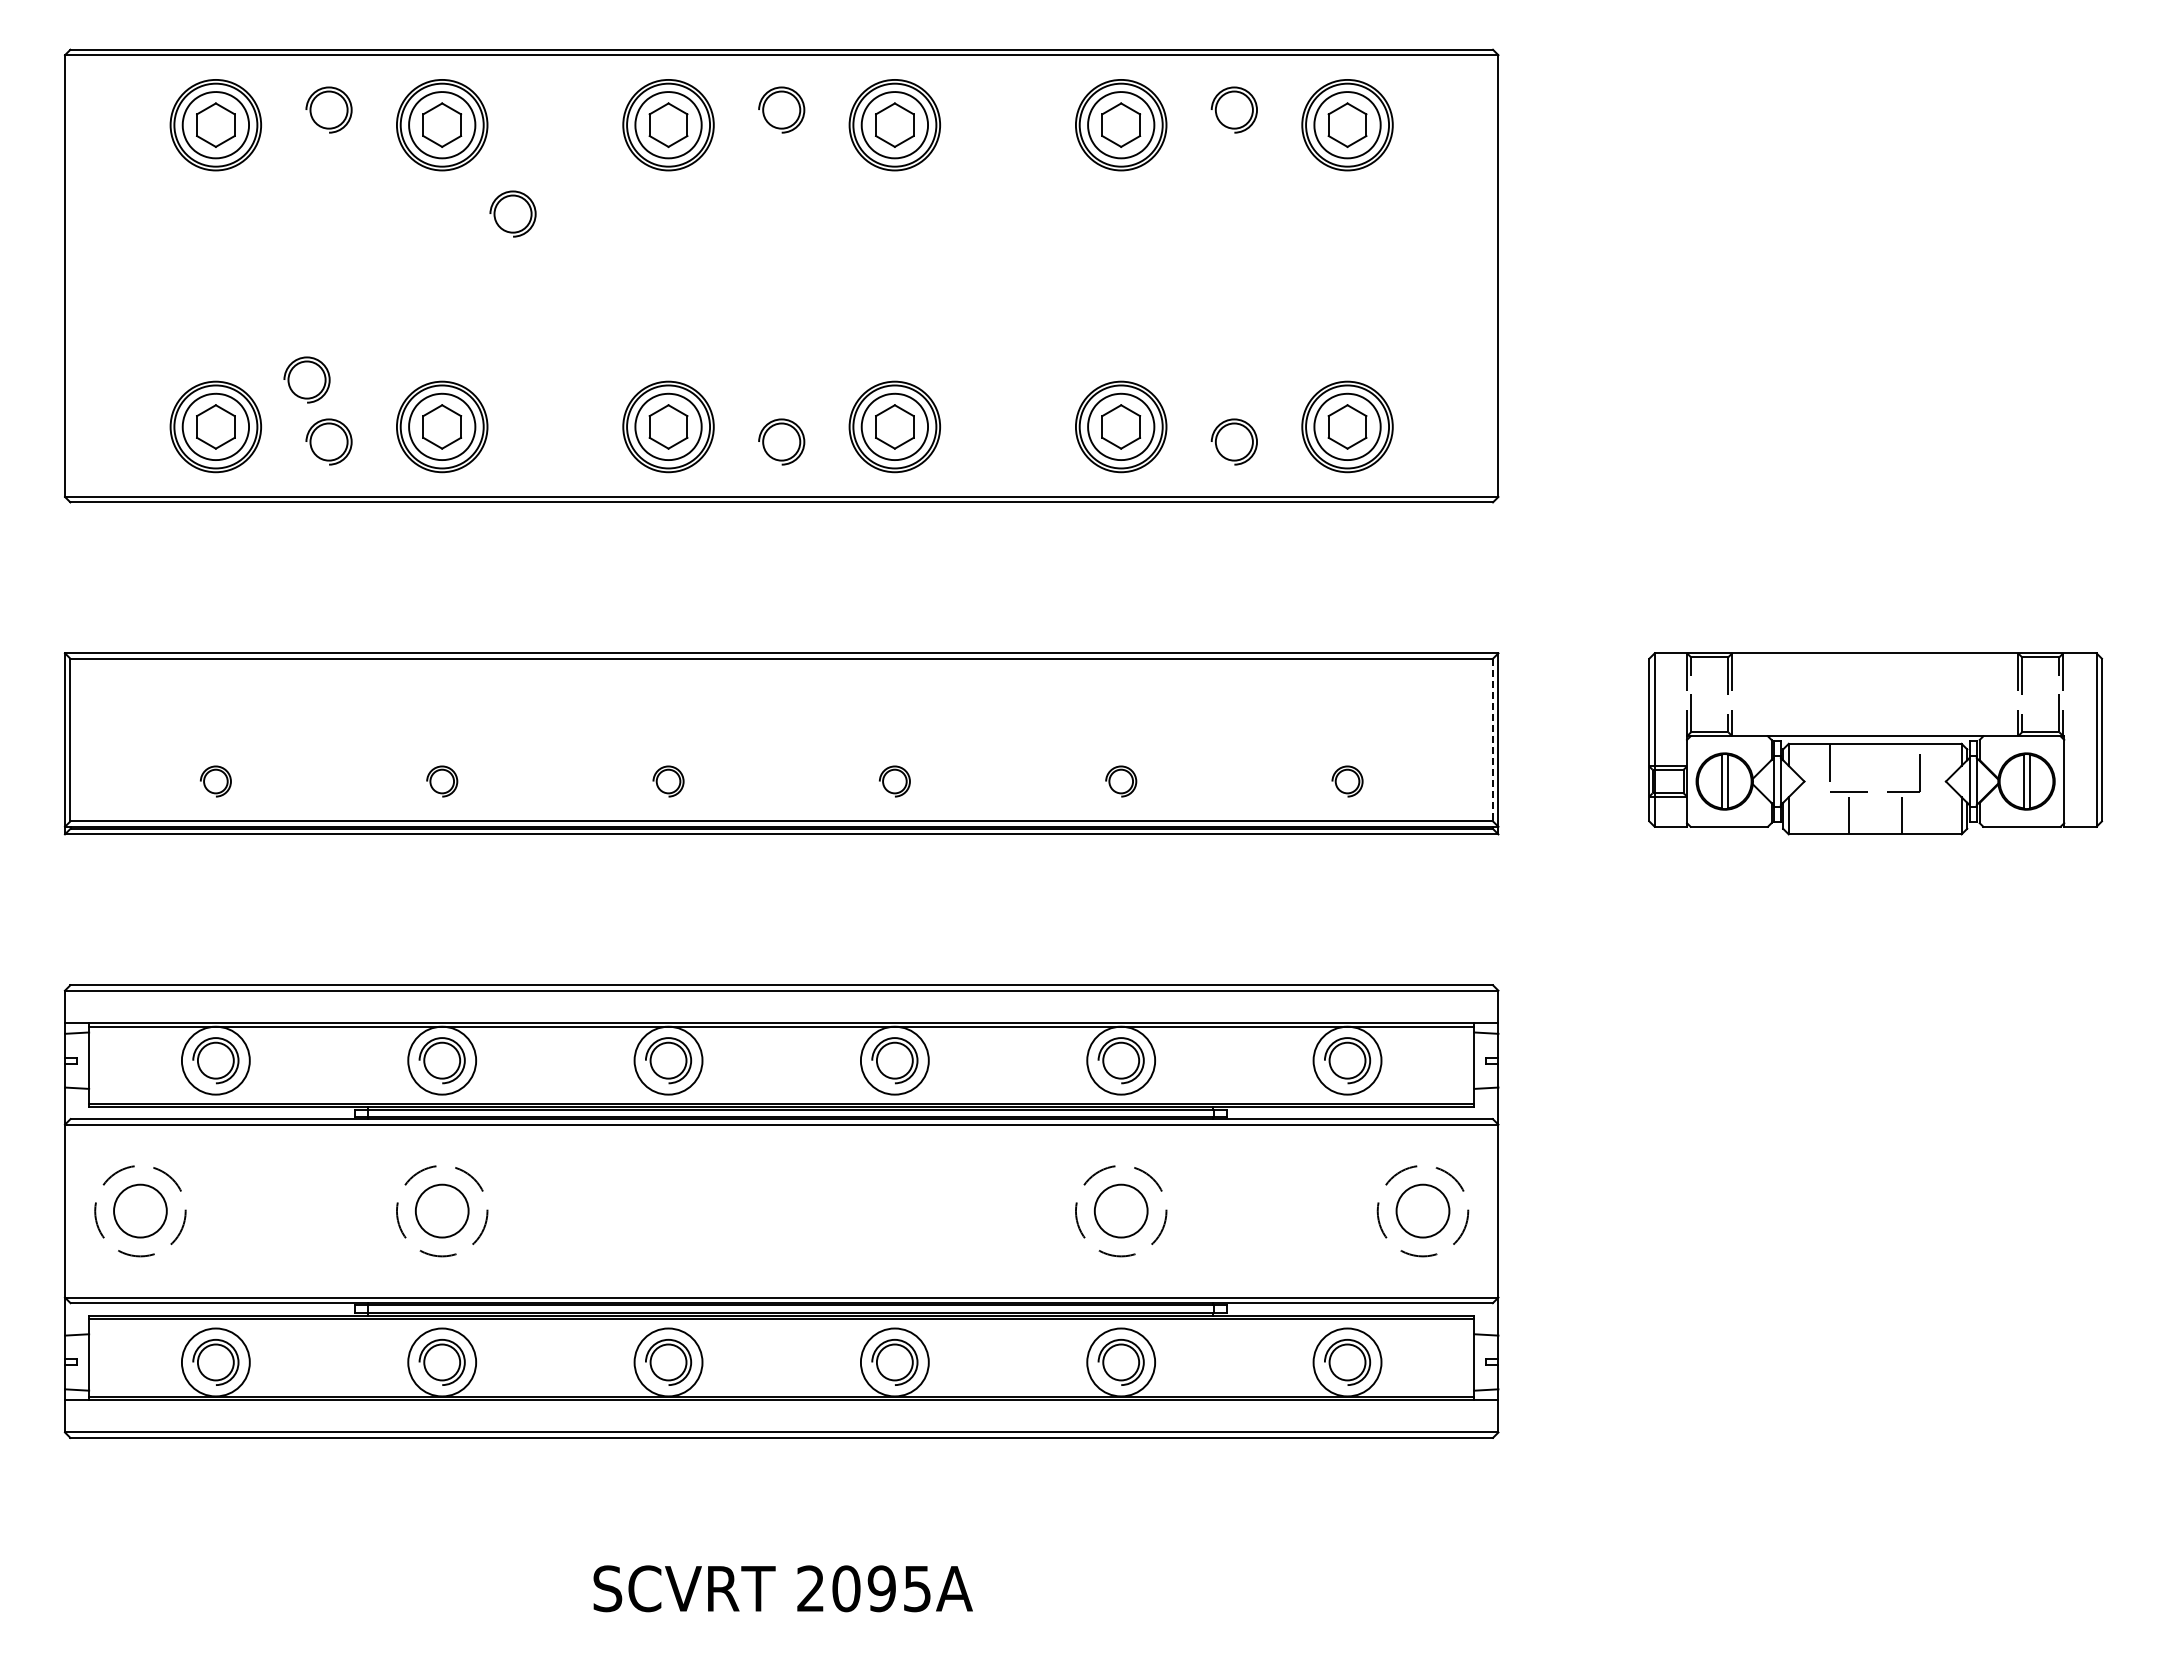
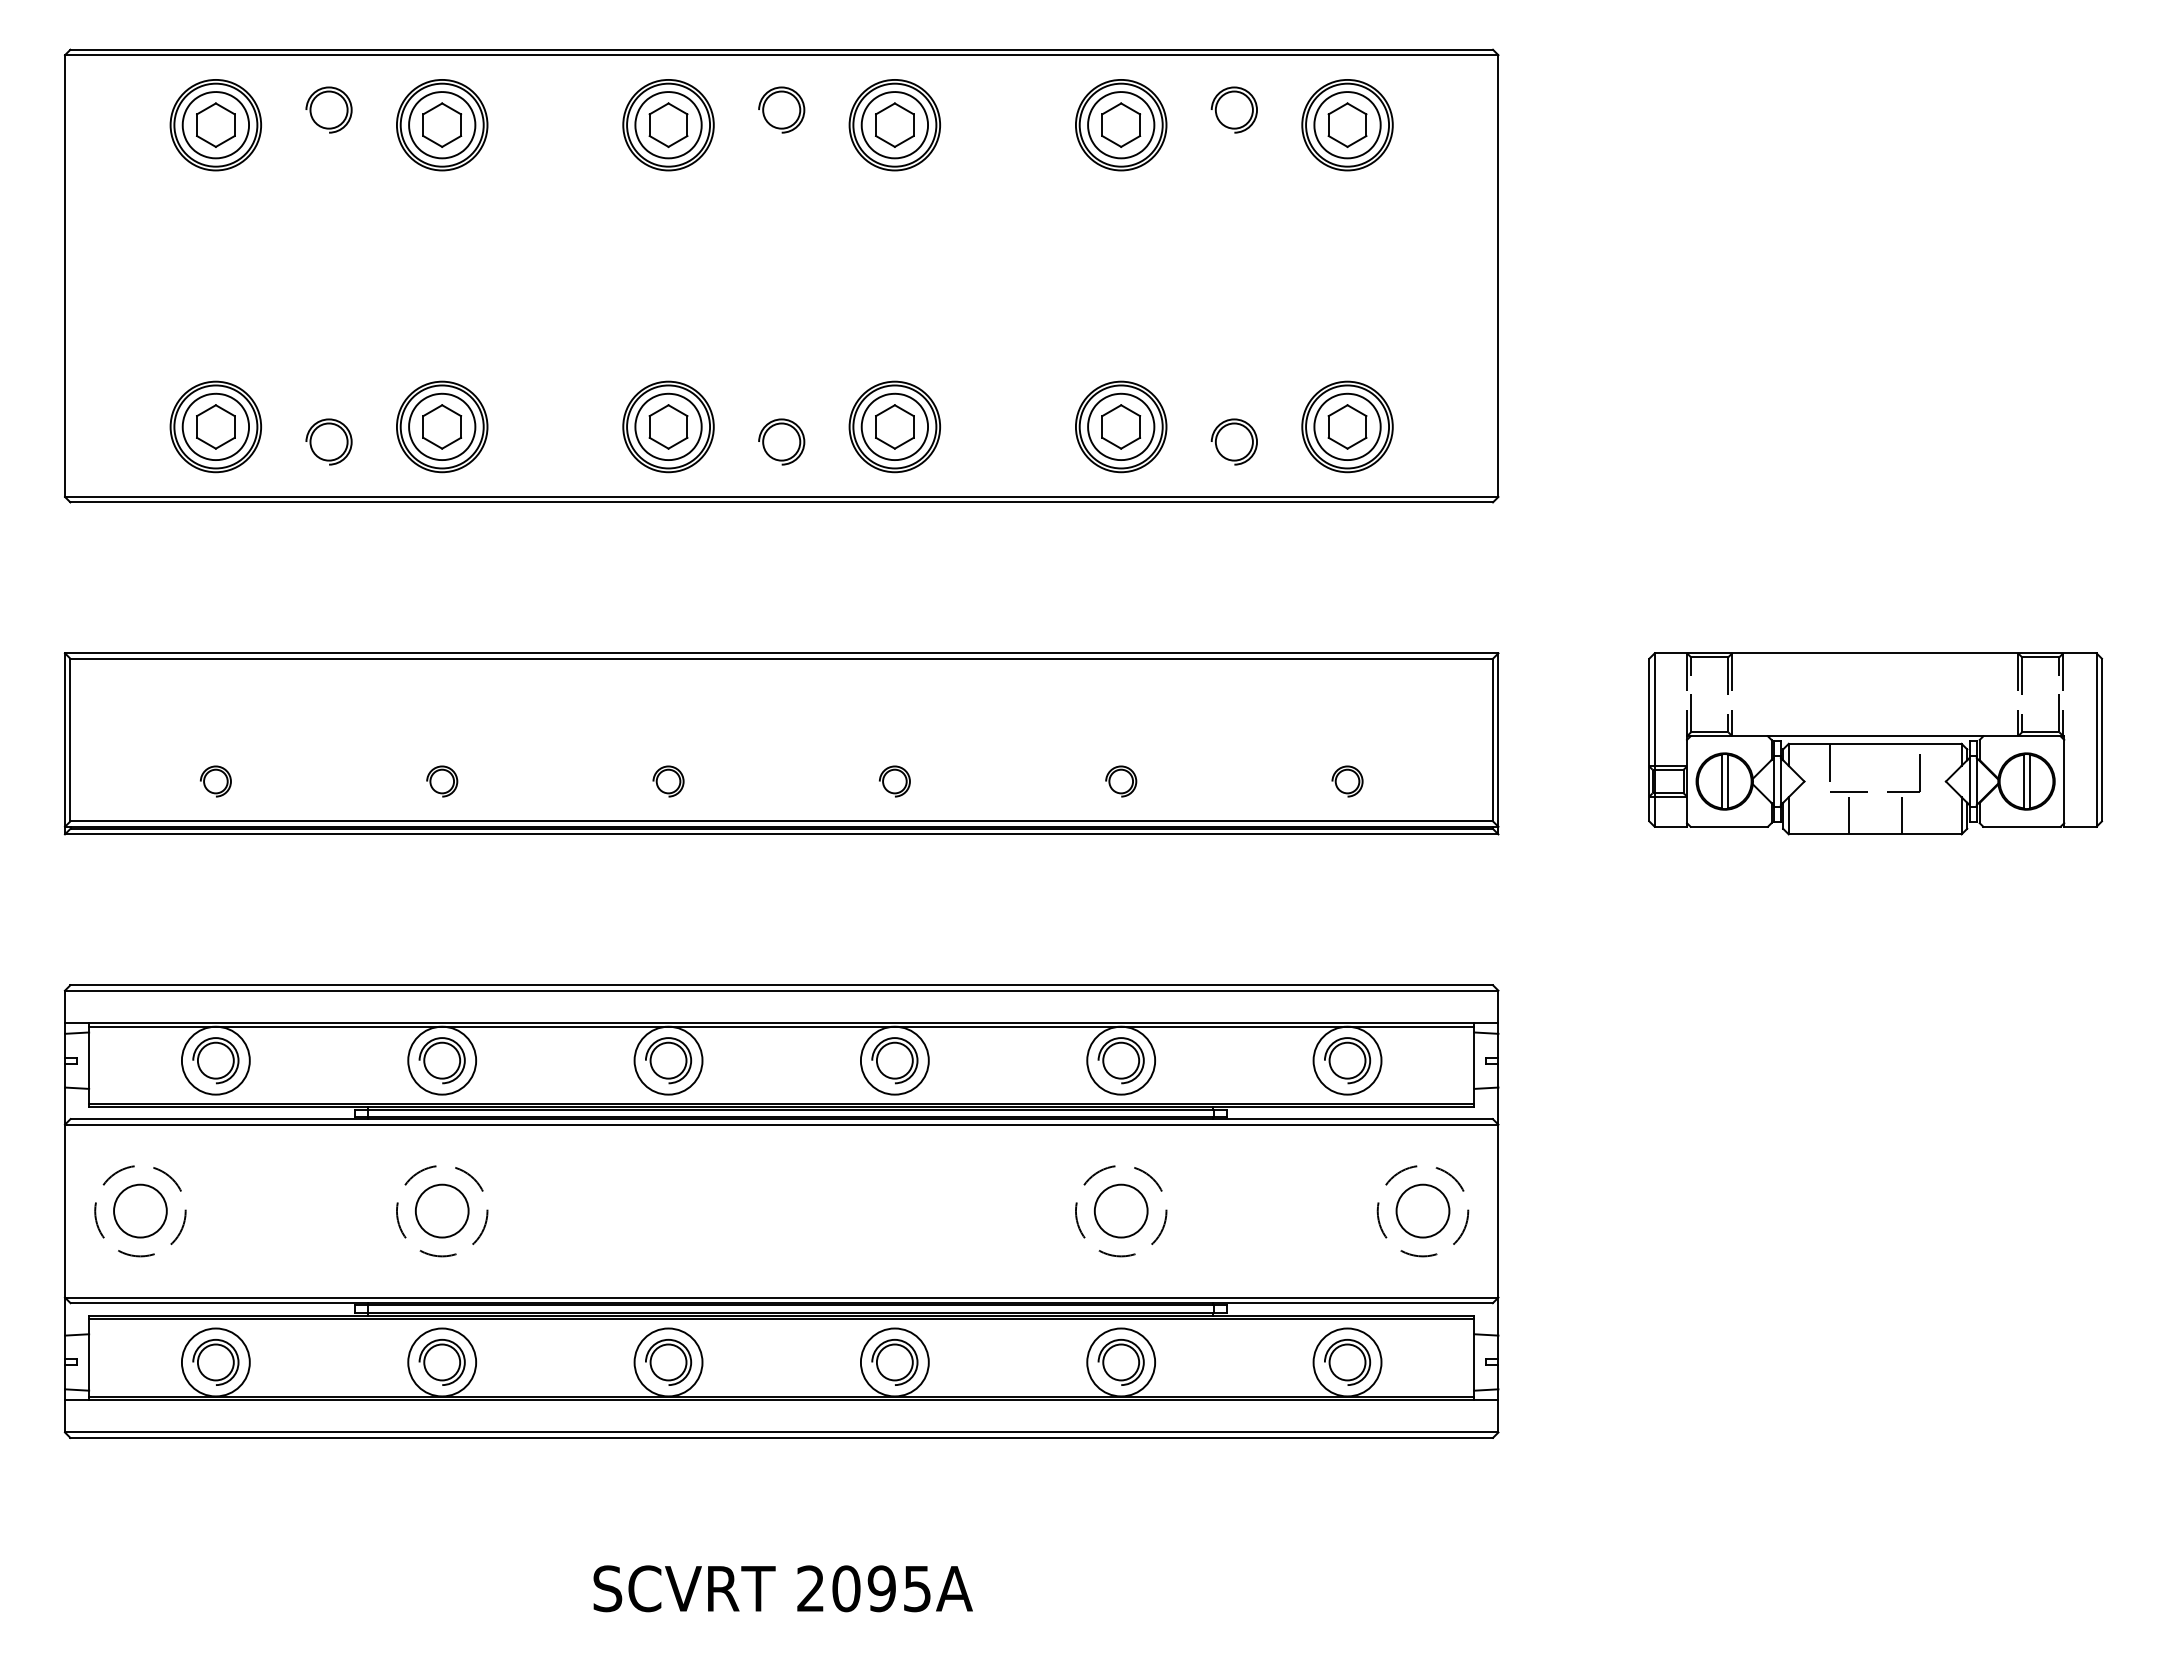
part: present -> none (512, 213)
part: present -> none (306, 379)
line: dashed -> solid (1493, 740)
